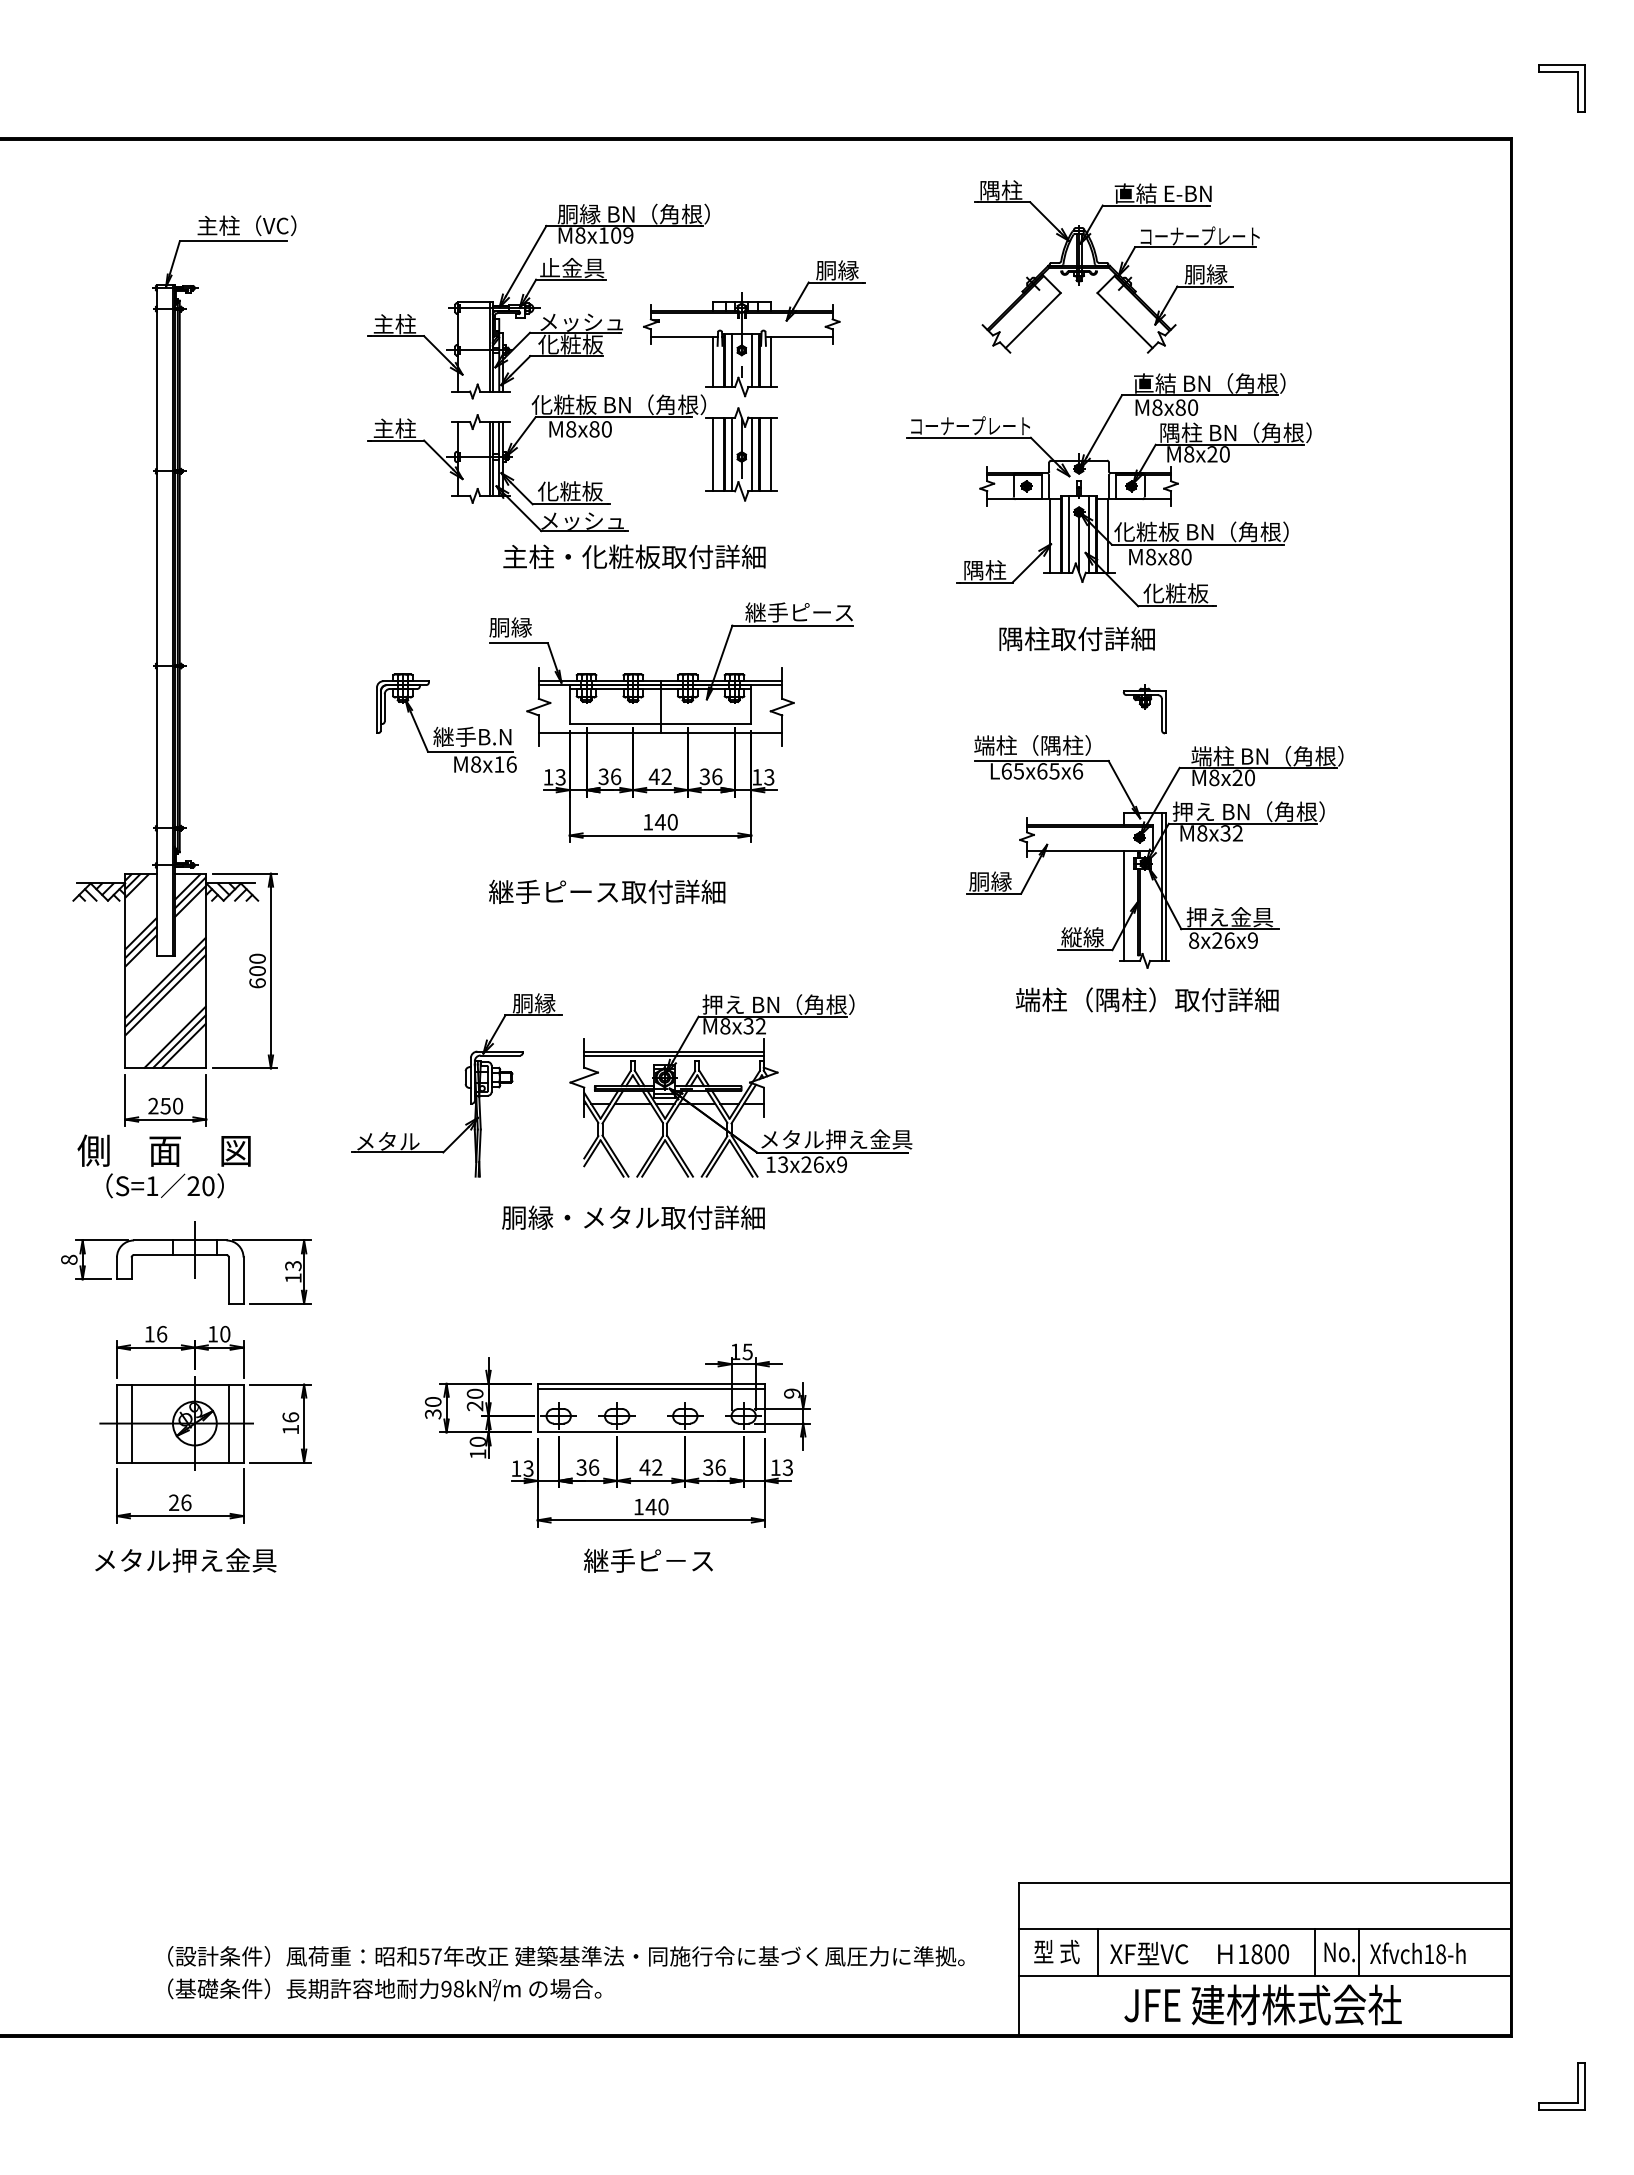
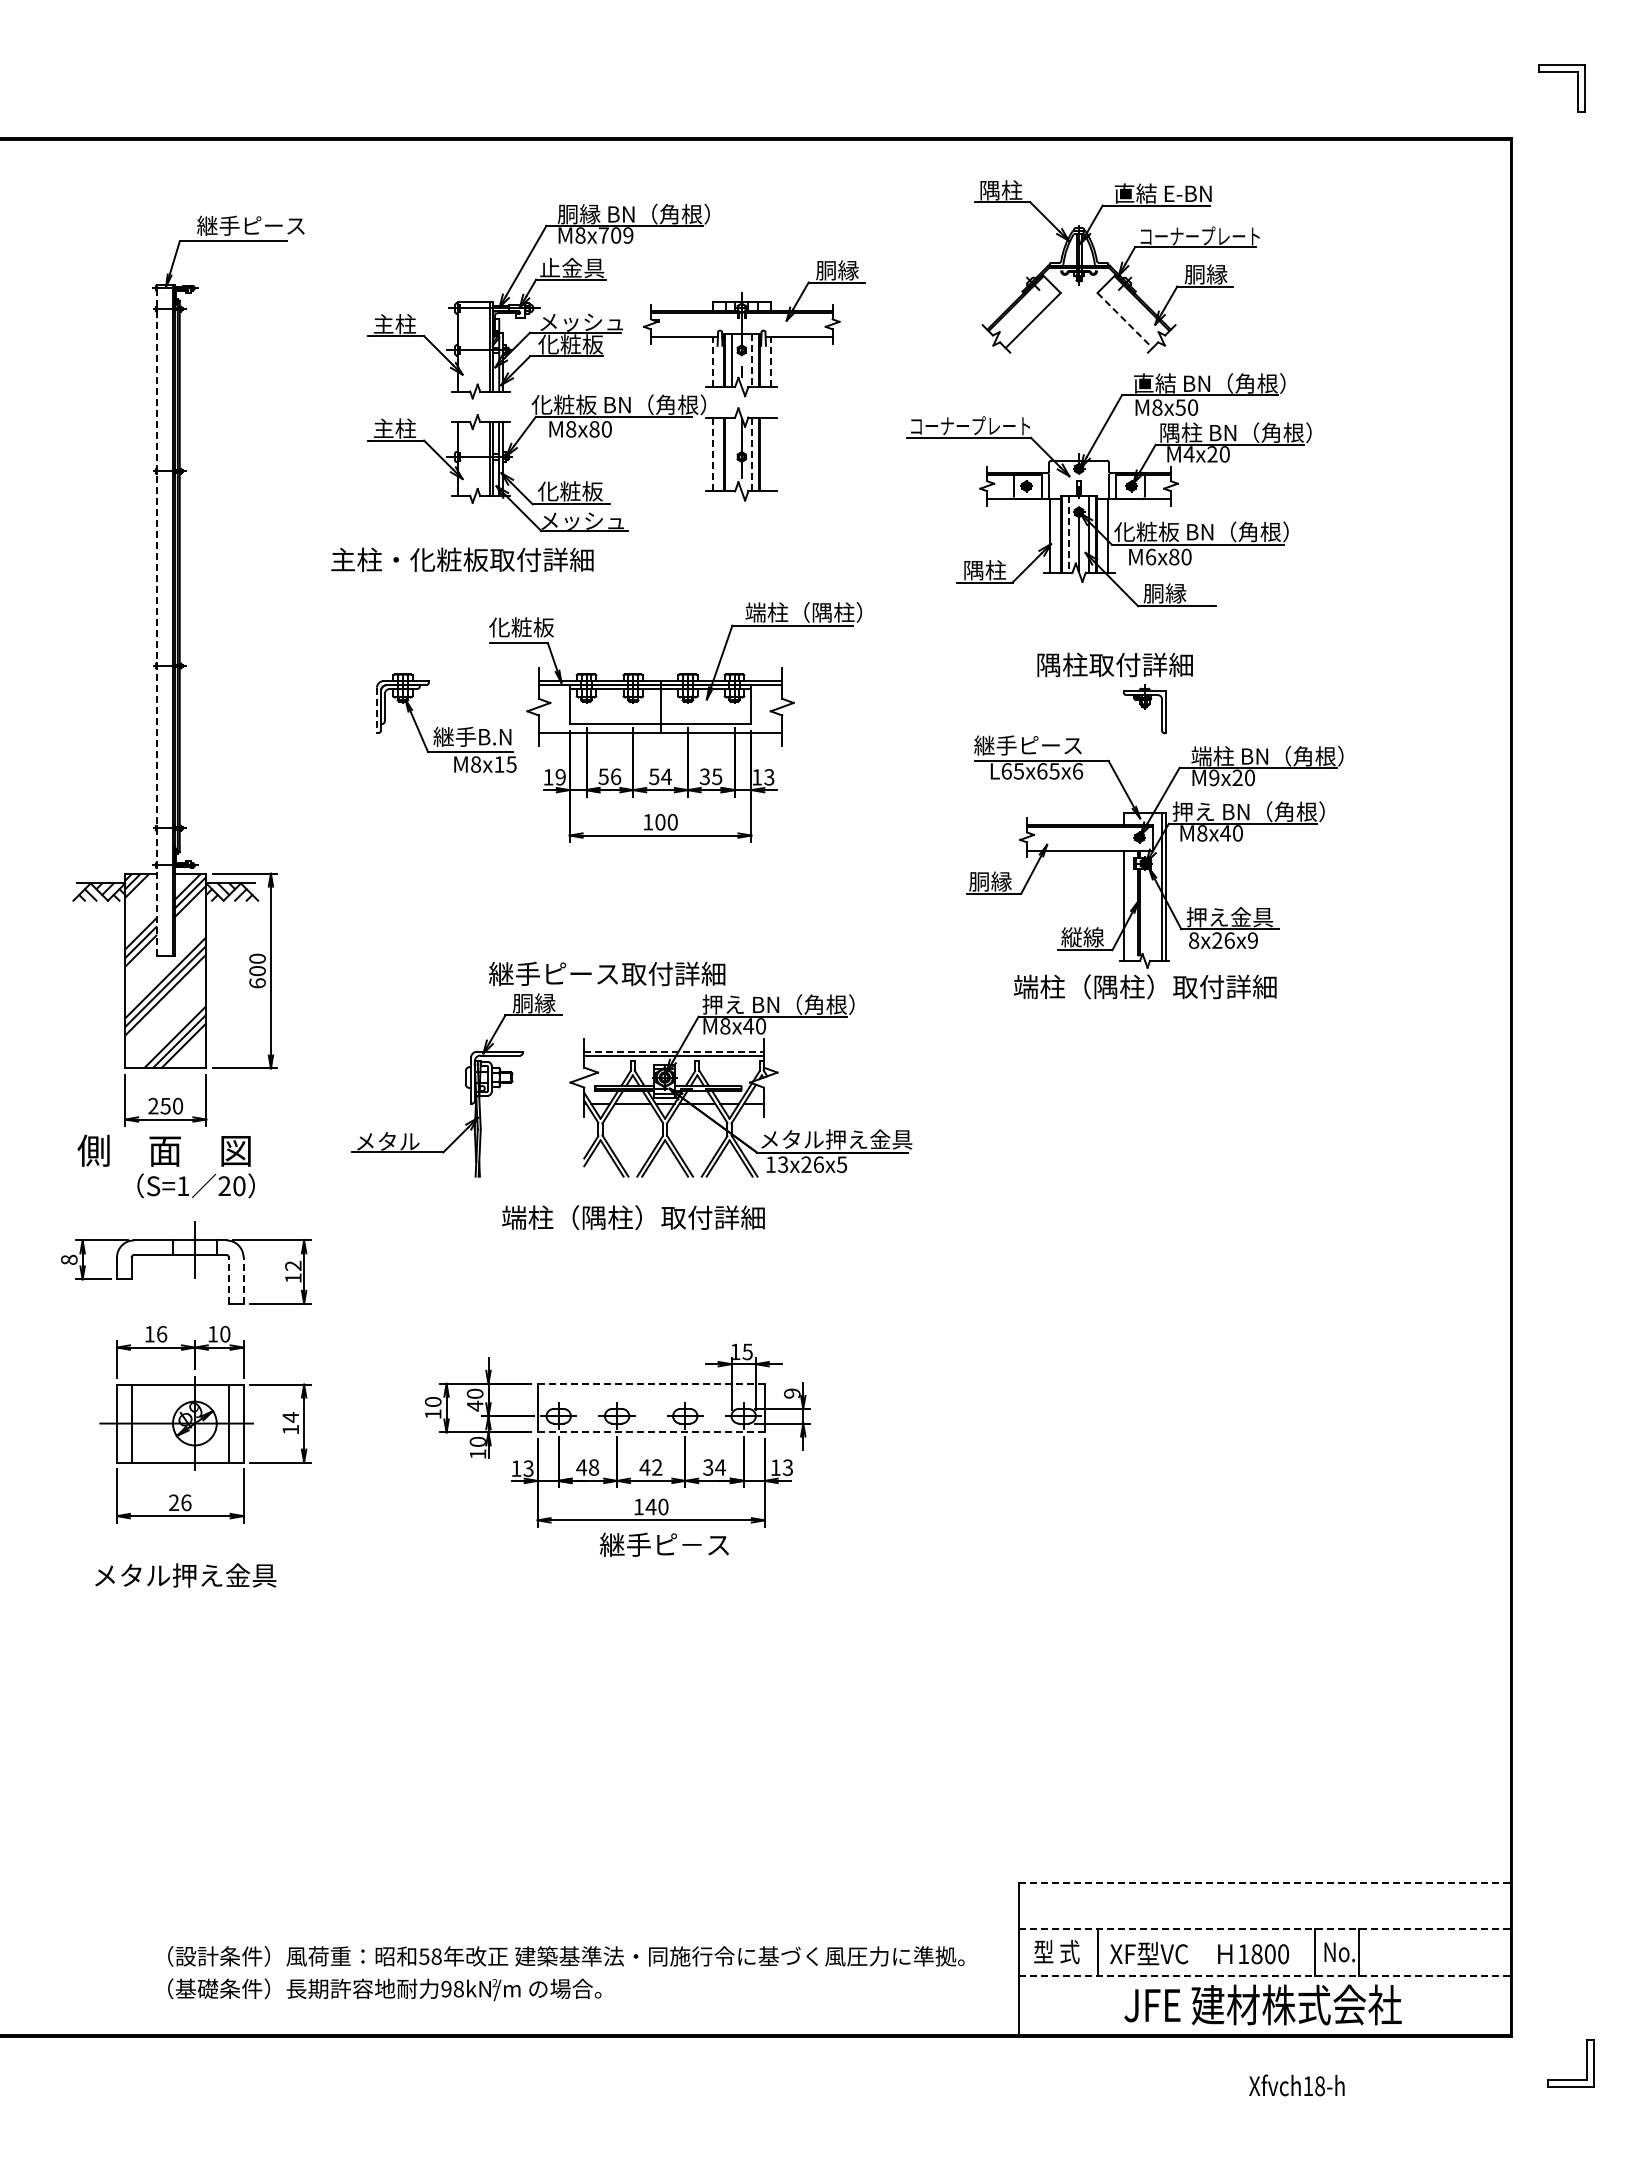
text: 主柱（VC） -> 継手ピース (250, 225)
text: M8x109 -> M8x709 (603, 235)
line: solid -> dashed (1125, 320)
line: solid -> dashed (751, 361)
line: solid -> dashed (712, 362)
line: solid -> dashed (770, 362)
text: M8x80 -> M8x50 (1180, 407)
line: solid -> dashed (712, 454)
line: present -> none (732, 454)
line: solid -> dashed (751, 454)
line: present -> none (770, 454)
text: M8x20 -> M4x20 (1188, 454)
line: solid -> dashed (1069, 534)
text position: (634, 556) -> (462, 559) (462, 559)
text: M8x80 -> M6x80 (1151, 556)
text: 化粧板 -> 胴縁 (1175, 593)
text: 継手ピース -> 端柱（隅柱） (803, 612)
line: solid -> dashed (157, 620)
text: 胴縁 -> 化粧板 (521, 627)
text position: (1076, 638) -> (1114, 664) (1114, 664)
line: solid -> dashed (376, 710)
text: 端柱（隅柱） -> 継手ピース (1032, 745)
text: M8x16 -> M8x15 (511, 764)
text: 36 -> 56 (603, 776)
text: 42 -> 54 (660, 776)
text: 36 -> 35 (717, 776)
text: 13 -> 19 (560, 777)
text: M8x20 -> M9x20 (1214, 777)
text: 140 -> 100 (659, 821)
text: M8x32 -> M8x40 (1231, 833)
text position: (607, 891) -> (607, 973) (607, 973)
text position: (1146, 999) -> (1144, 986) (1144, 986)
text: M8x32 -> M8x40 (754, 1026)
line: solid -> dashed (674, 1051)
text: 13x26x9 -> 13x26x5 (841, 1164)
text position: (164, 1185) -> (195, 1185) (195, 1185)
text: 胴縁・メタル取付詳細 -> 端柱（隅柱）取付詳細 (580, 1217)
text: 13 -> 12 (293, 1266)
line: solid -> dashed (228, 1280)
line: solid -> dashed (243, 1280)
line: solid -> dashed (651, 1383)
line: present -> none (650, 1388)
text: 20 -> 40 (474, 1405)
text: 30 -> 10 (432, 1414)
text: 16 -> 14 (290, 1417)
line: solid -> dashed (651, 1432)
text: 36 -> 48 (587, 1467)
text: 36 -> 34 (720, 1467)
text position: (185, 1560) -> (185, 1575) (185, 1575)
text position: (648, 1560) -> (664, 1544) (664, 1544)
line: solid -> dashed (1265, 1882)
line: solid -> dashed (1265, 1929)
text position: (1417, 1953) -> (1296, 2085) (1296, 2085)
text: 57 -> 58 (436, 1956)
line: solid -> dashed (1265, 1975)
part position: (1577, 2086) -> (1586, 2063) (1586, 2063)
